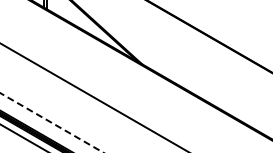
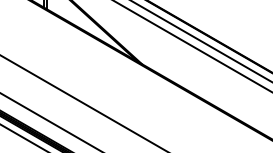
line: none -> present (201, 41)
line: none -> present (192, 46)
line position: (93, 96) -> (83, 102) (83, 102)
line: dashed -> solid (51, 122)
